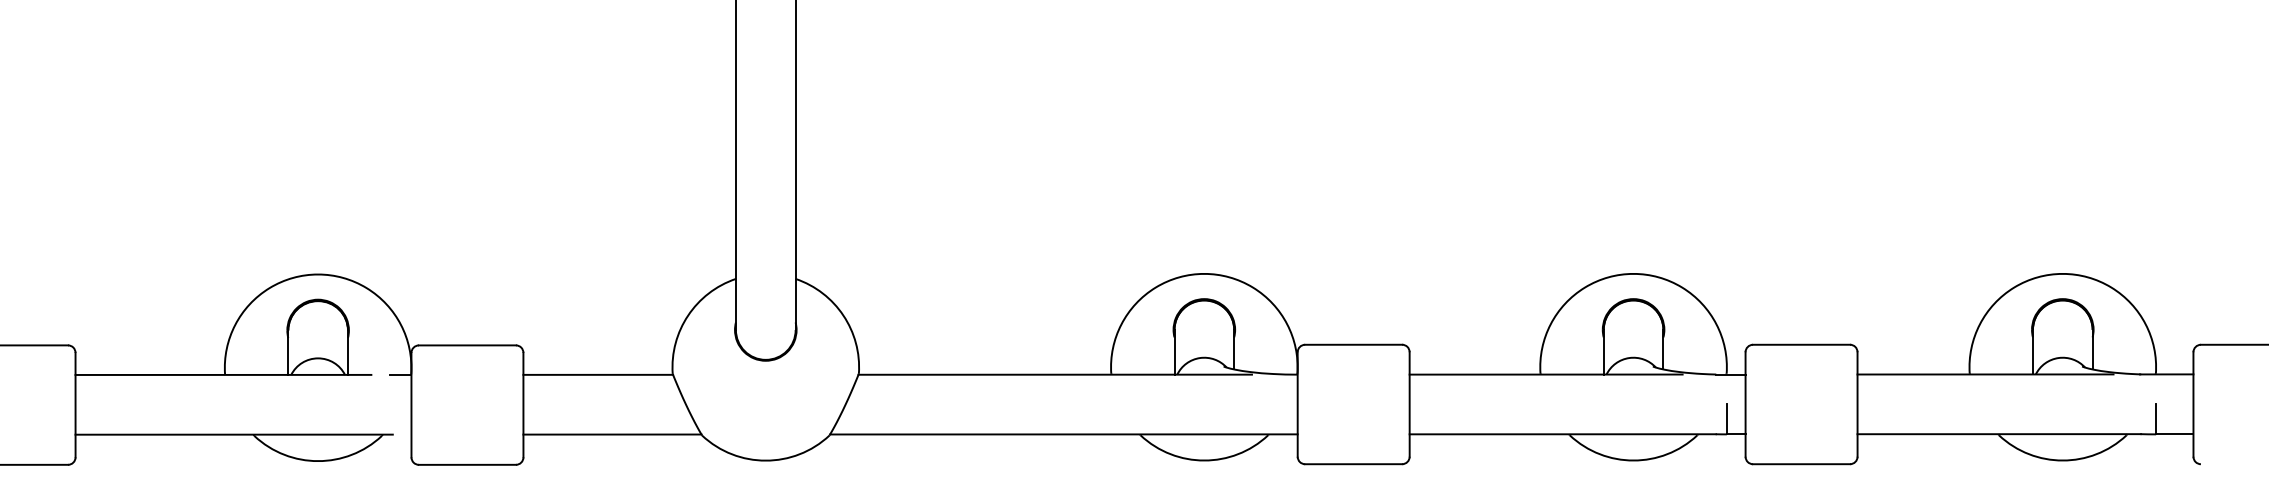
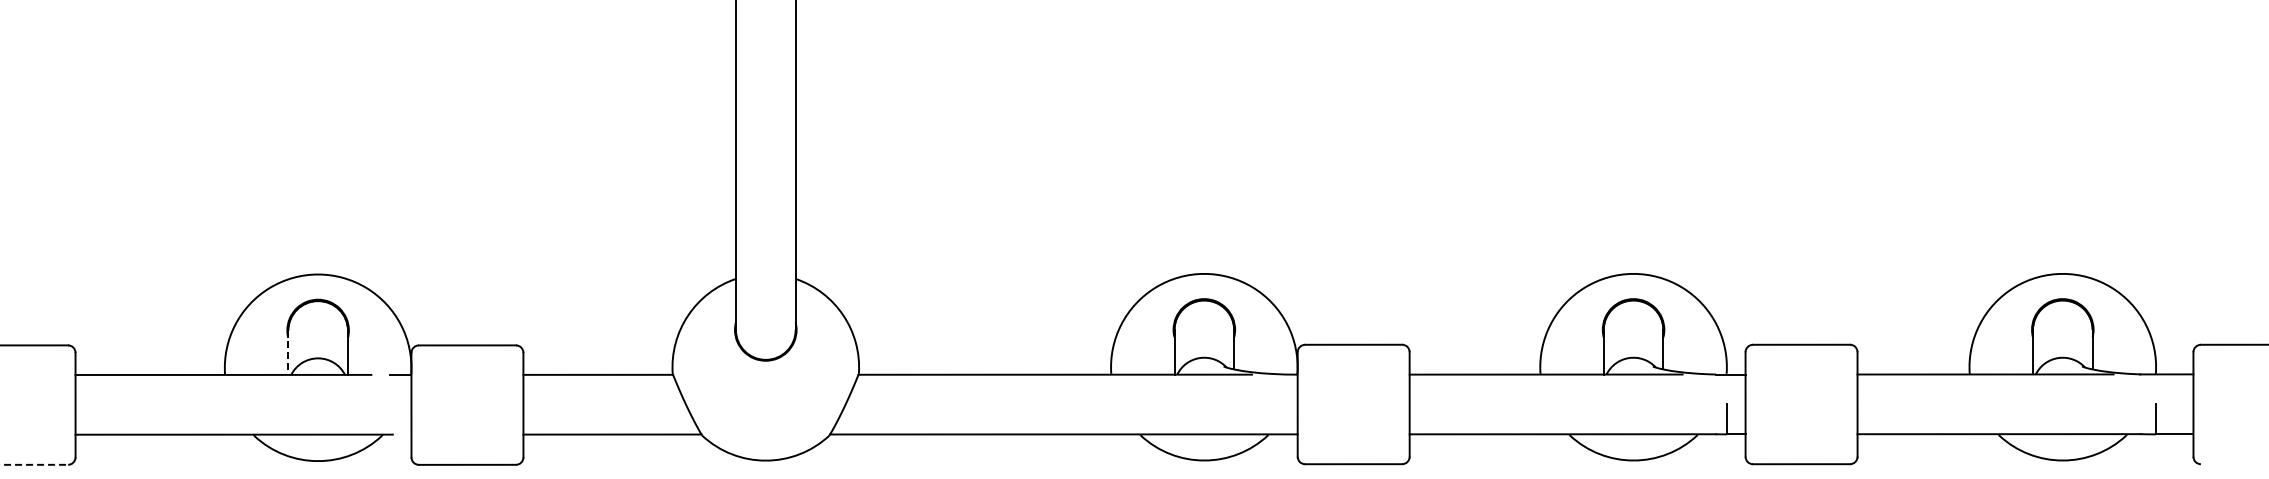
line: solid -> dashed (288, 353)
line: solid -> dashed (34, 464)
